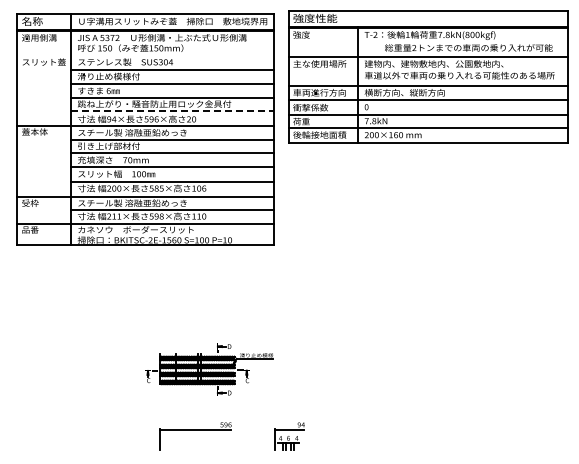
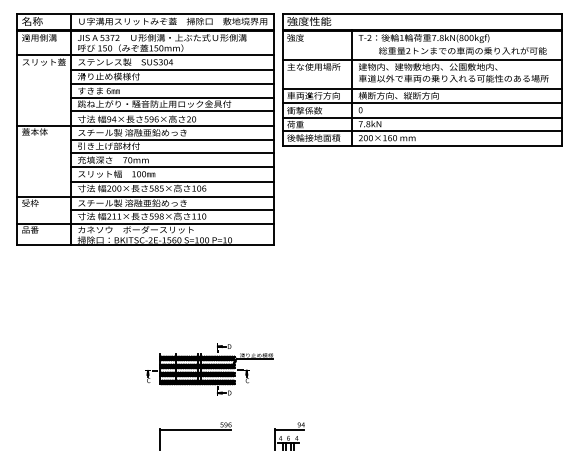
line: none -> present (145, 55)
part position: (428, 76) -> (422, 79) (422, 79)
line: dashed -> solid (172, 111)
